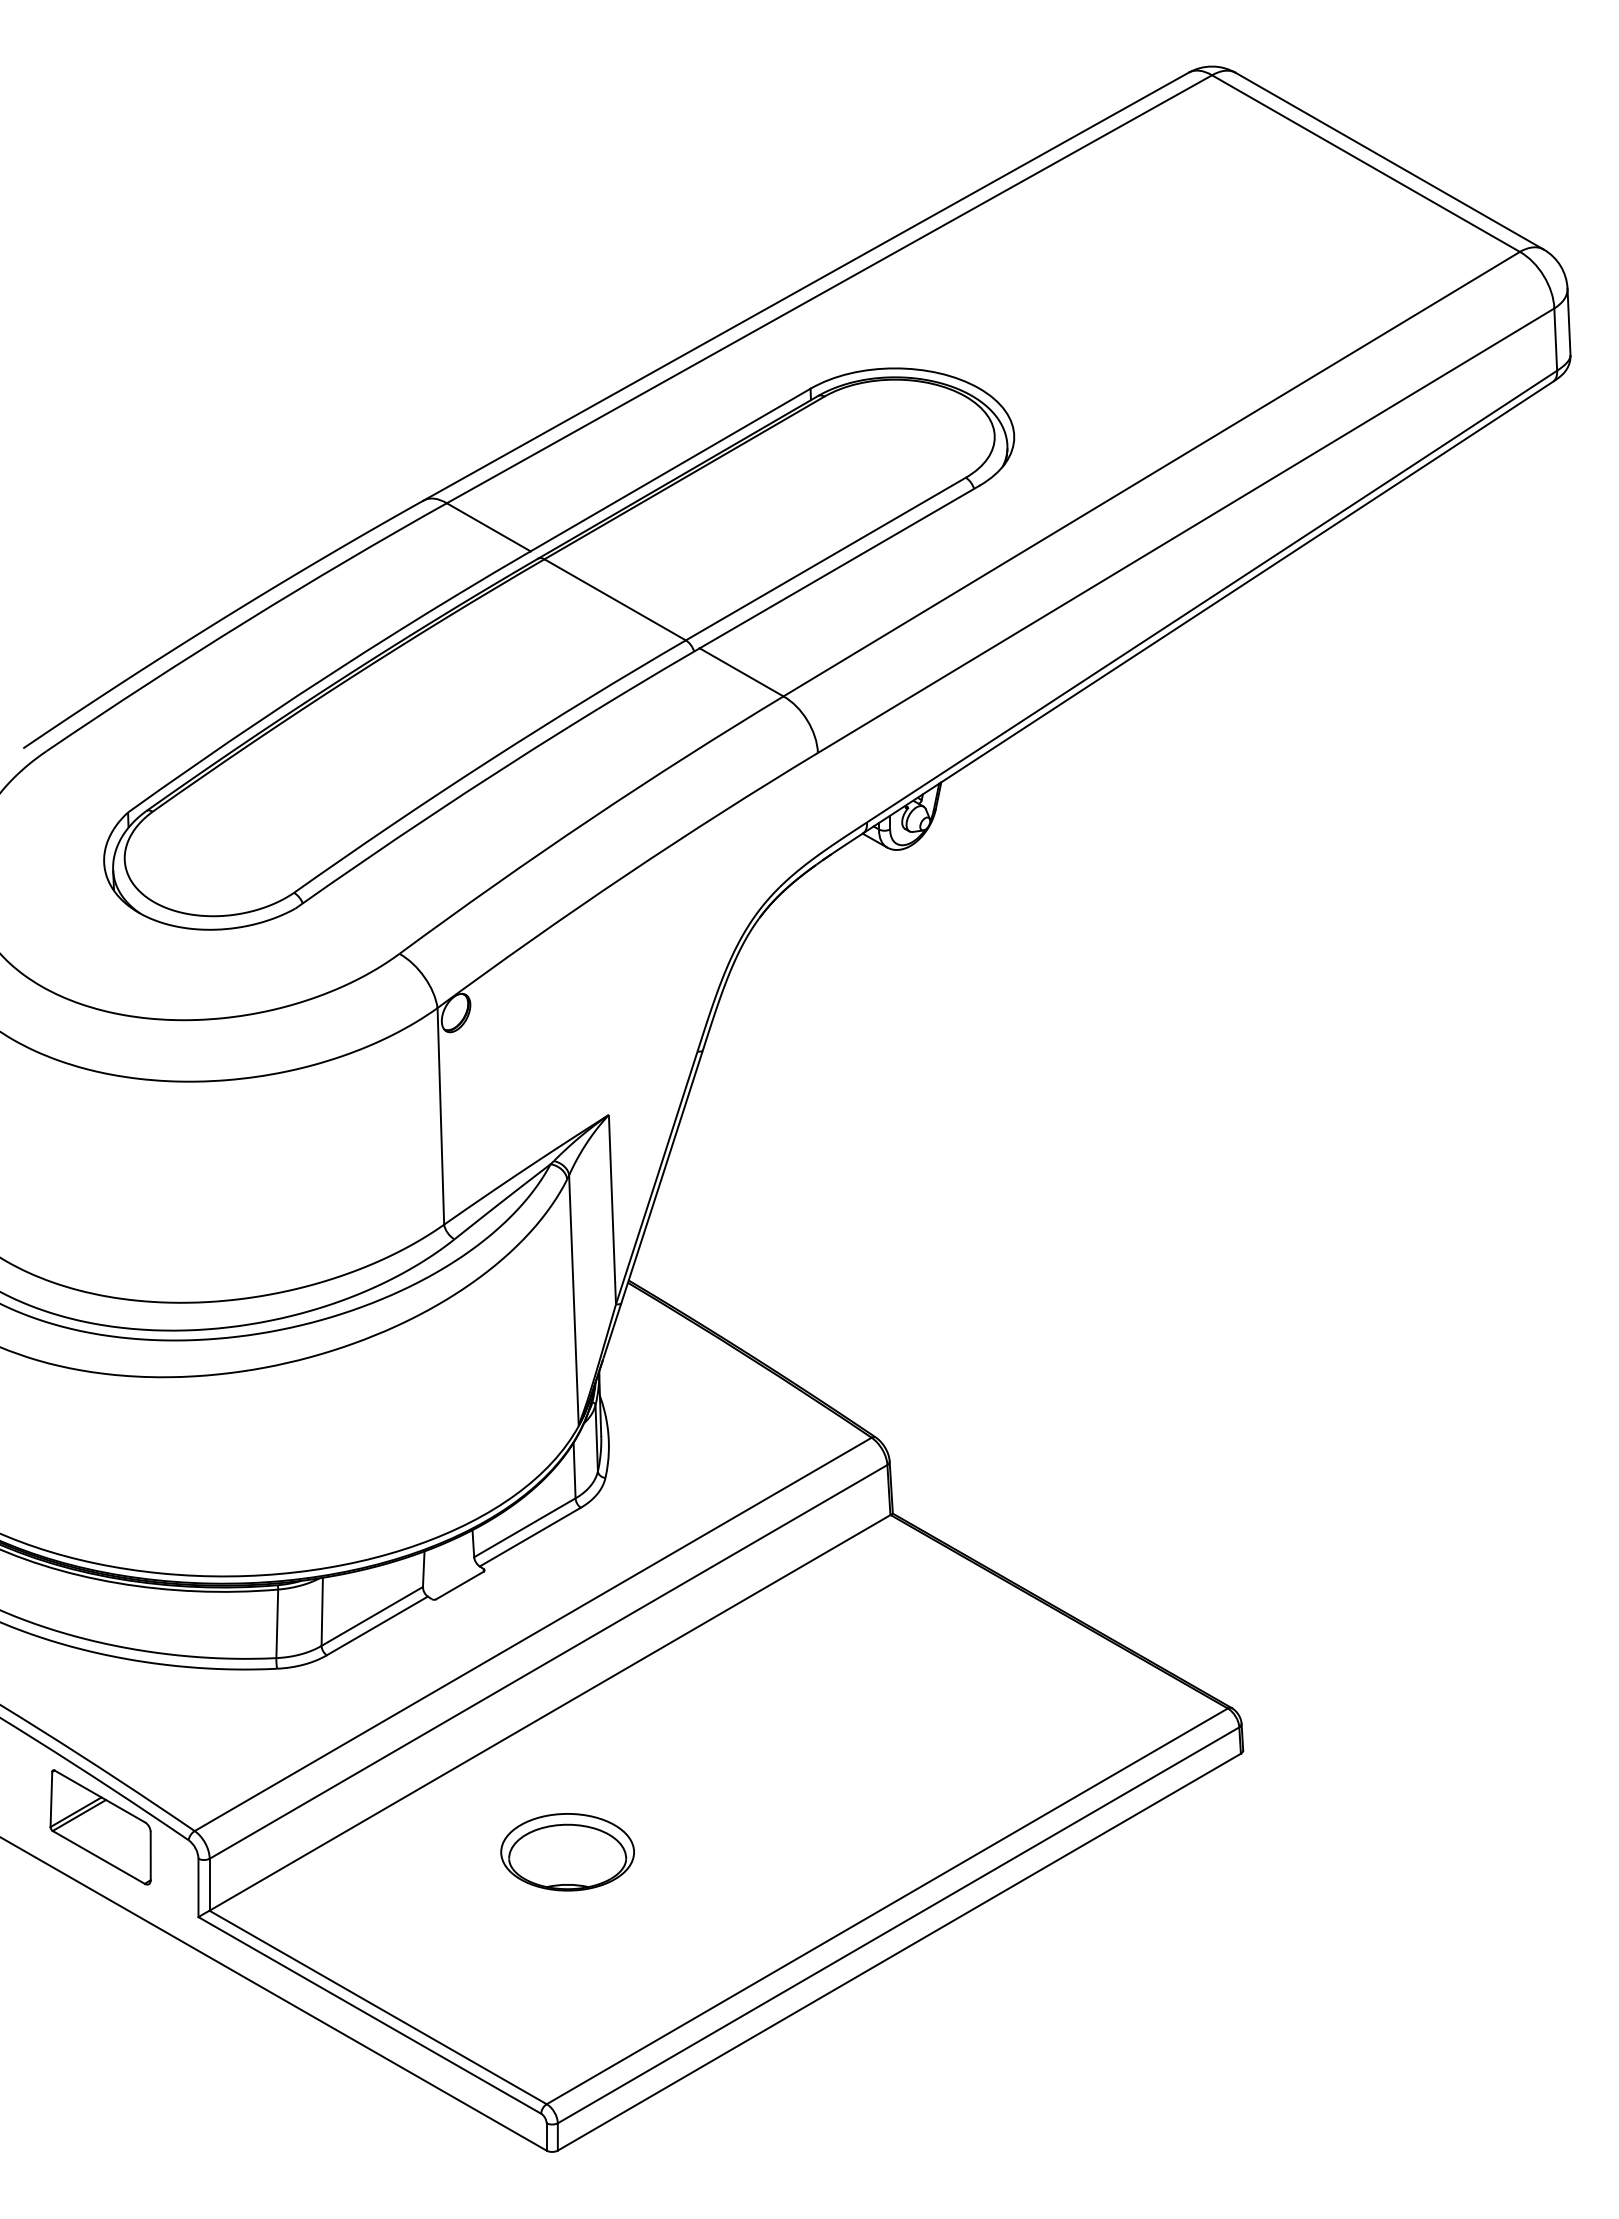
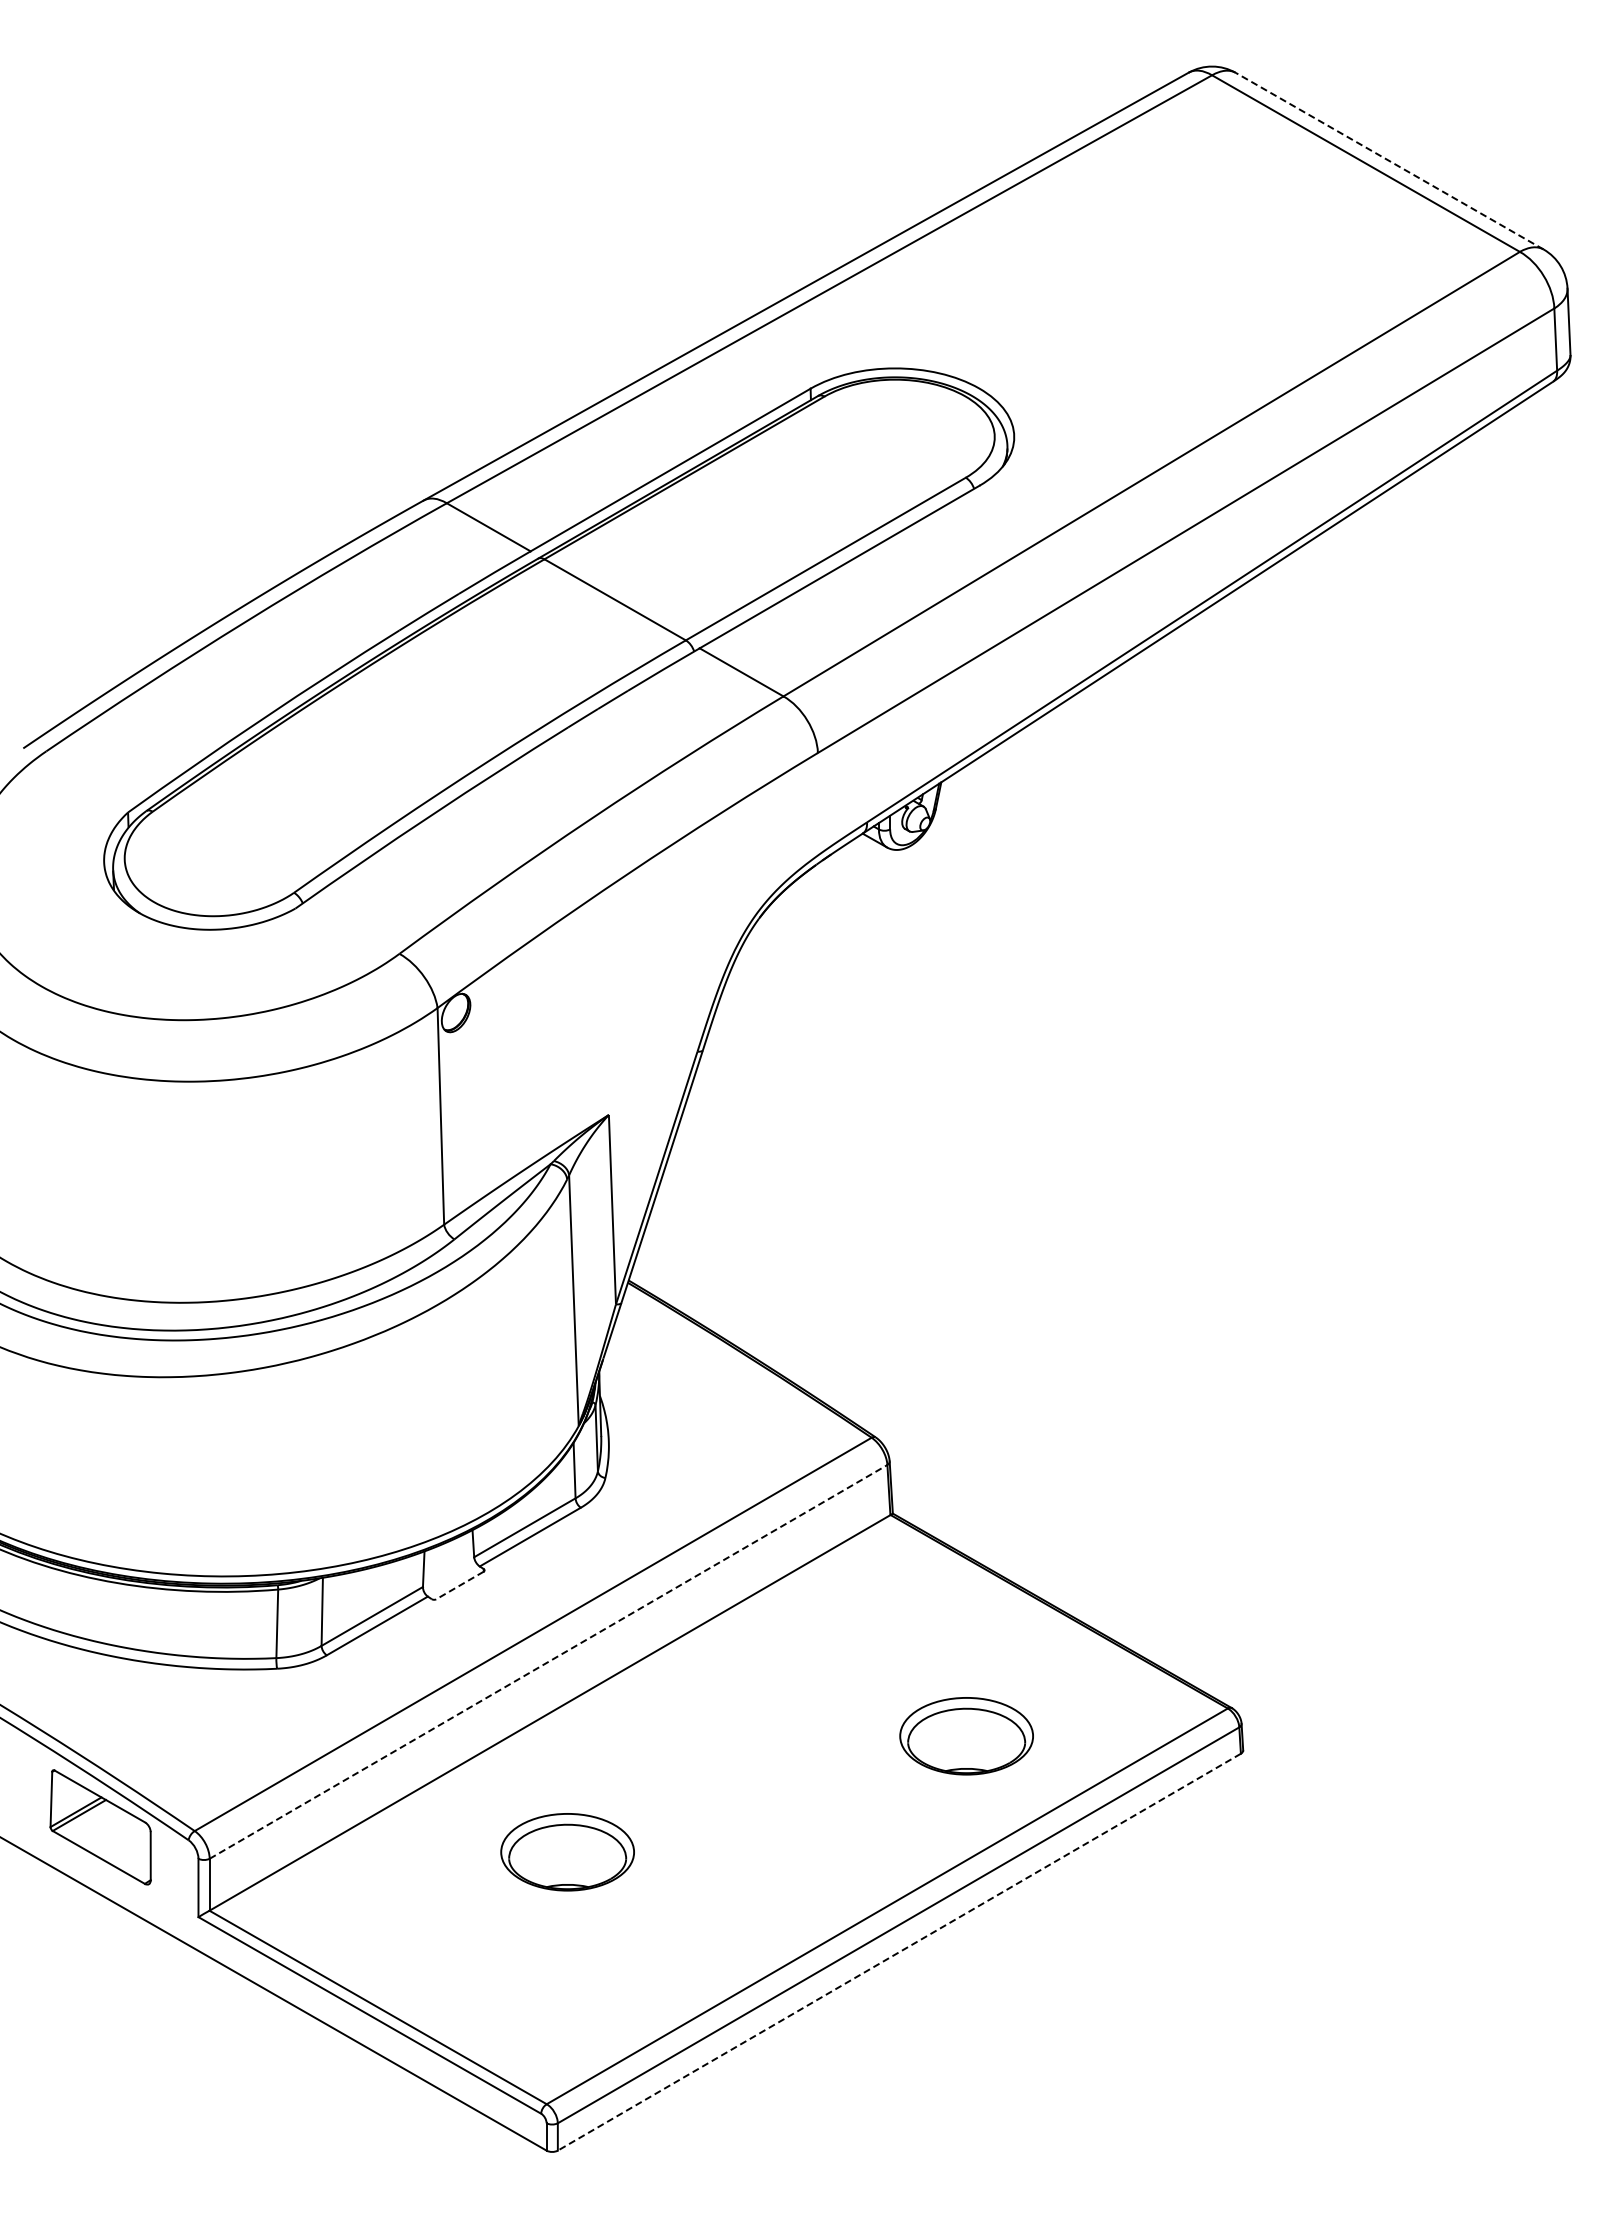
line: solid -> dashed (1389, 160)
line: solid -> dashed (459, 1585)
line: solid -> dashed (548, 1661)
part: none -> present (966, 1736)
line: solid -> dashed (899, 1952)
